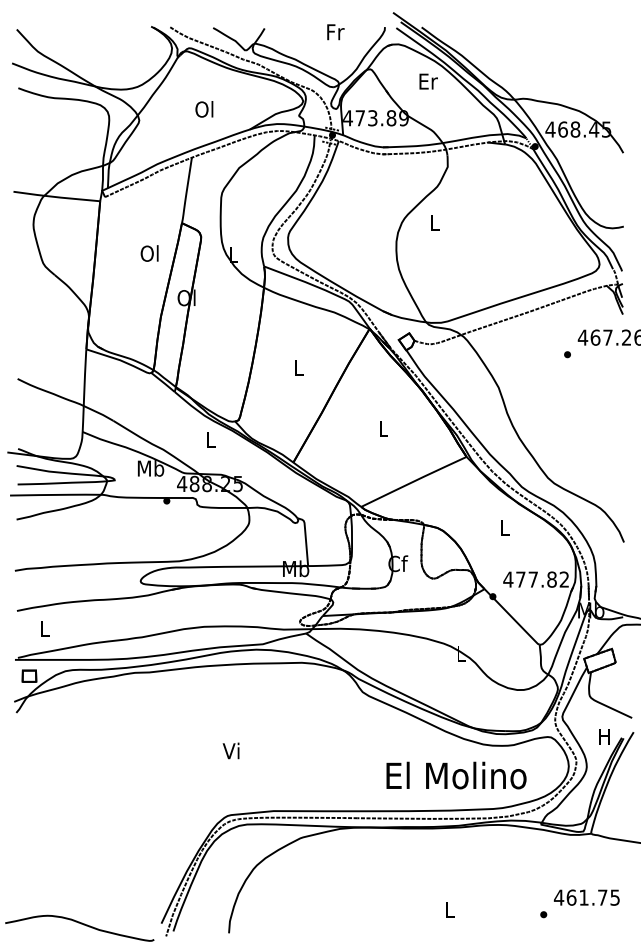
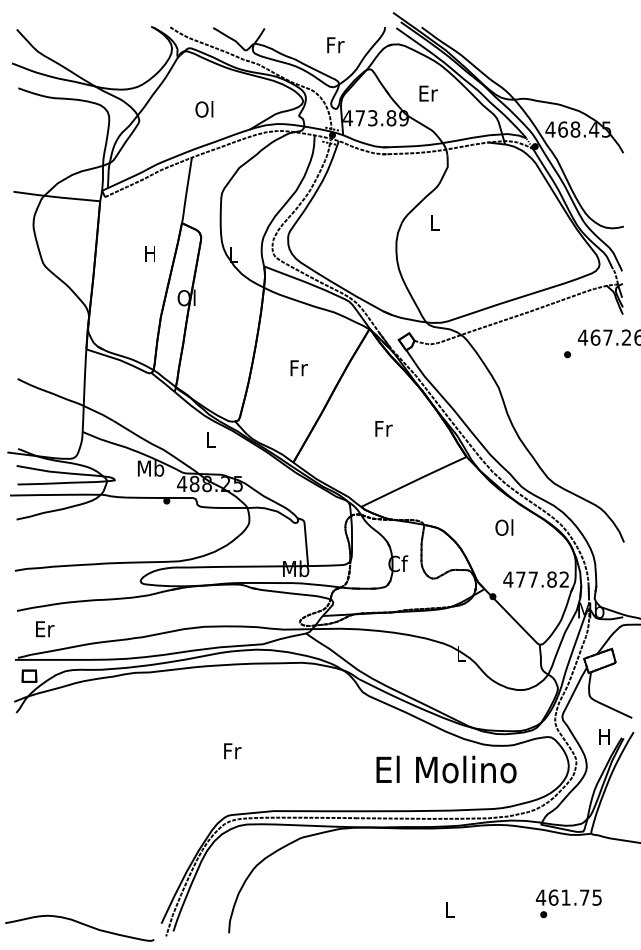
text position: (335, 32) -> (335, 45) (335, 45)
text position: (428, 81) -> (428, 93) (428, 93)
text: Ol -> H (149, 253)
text: L -> Fr (298, 368)
text: L -> Fr (383, 428)
text: L -> Ol (504, 527)
text: L -> Er (45, 629)
text: Vi -> Fr (231, 750)
text position: (456, 775) -> (446, 769) (446, 769)
text position: (586, 897) -> (568, 897) (568, 897)
